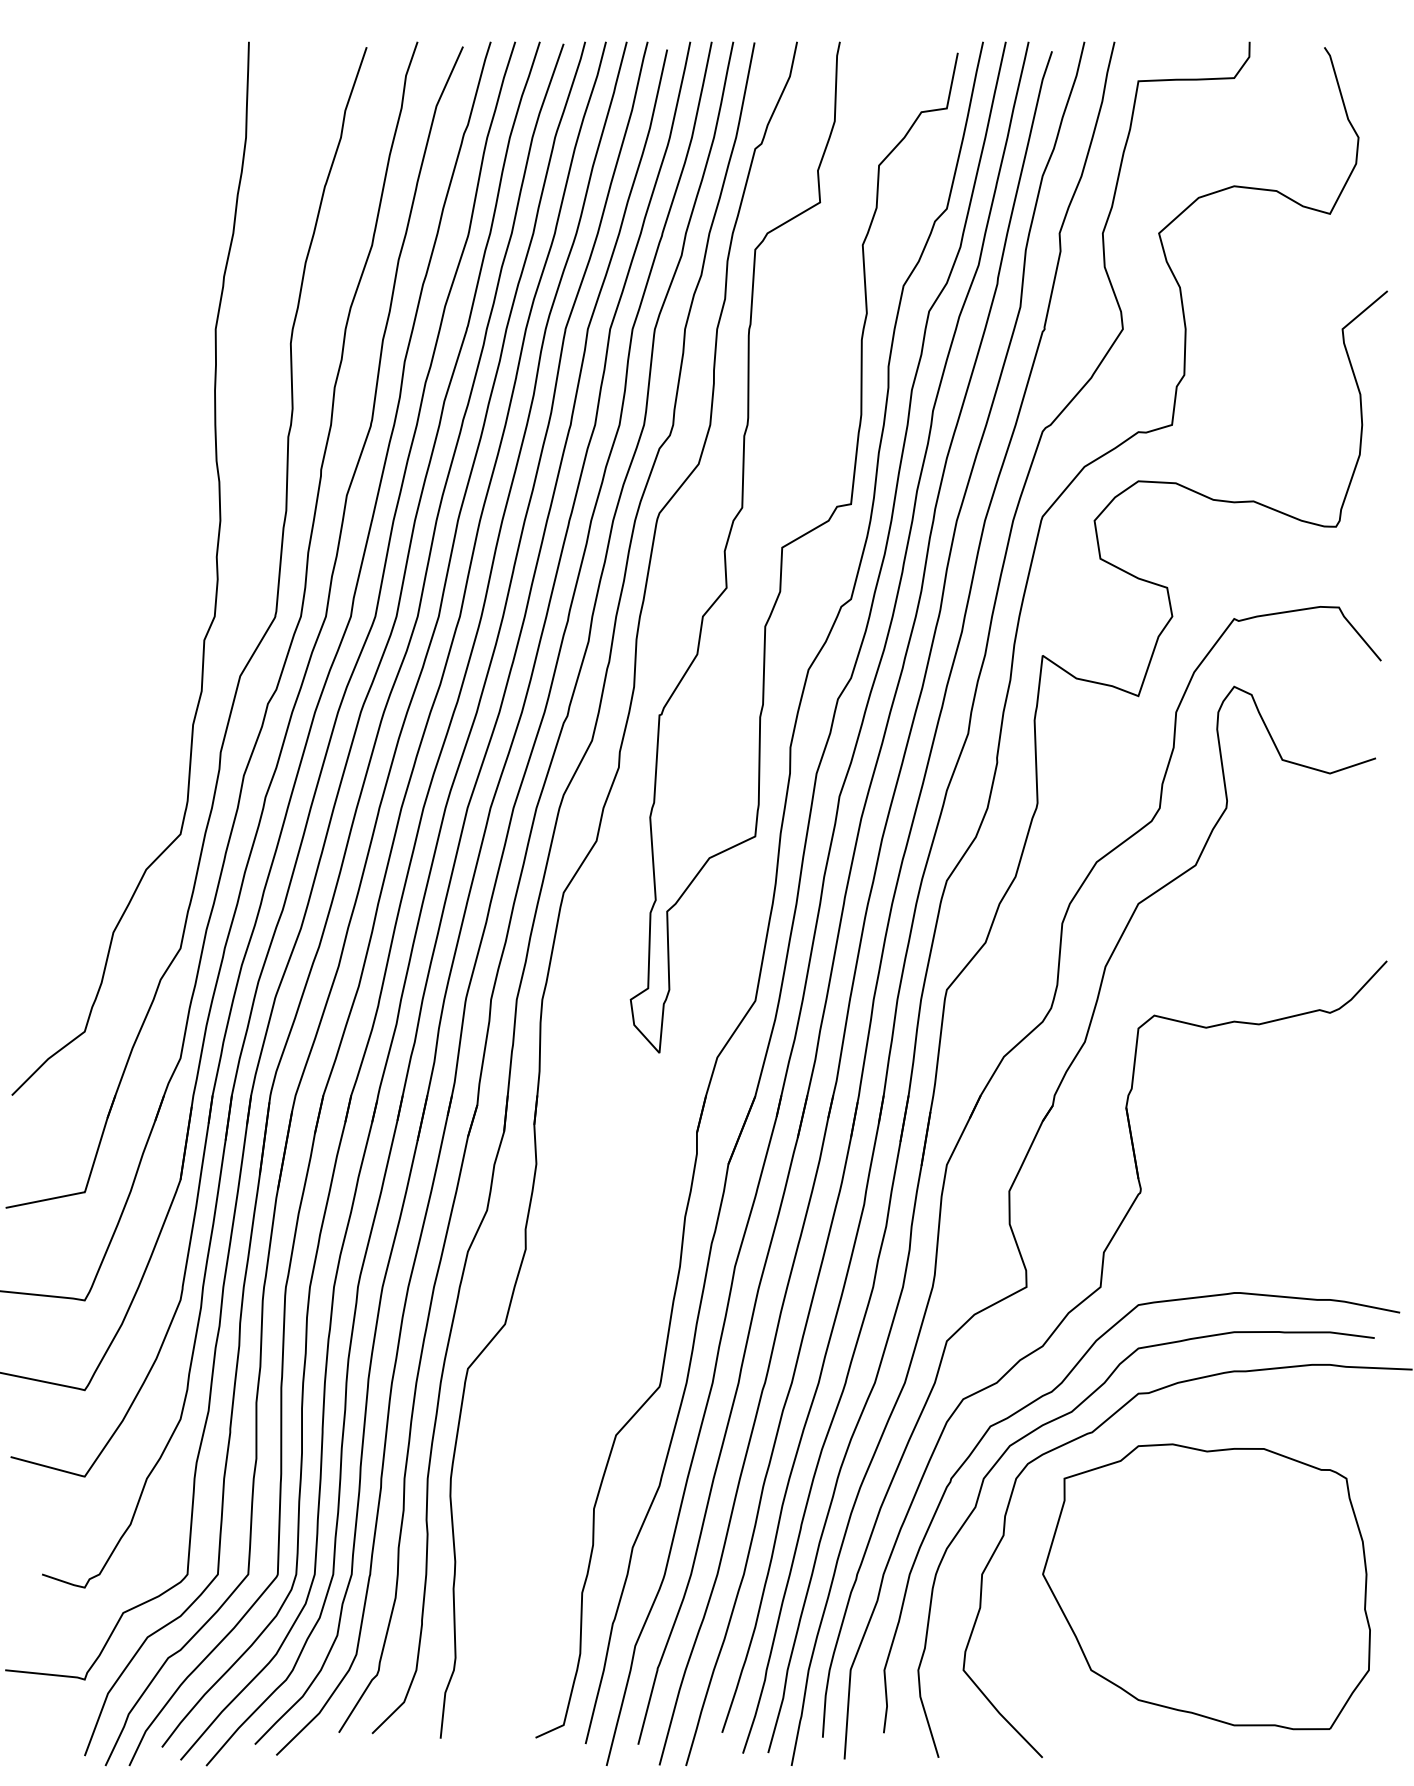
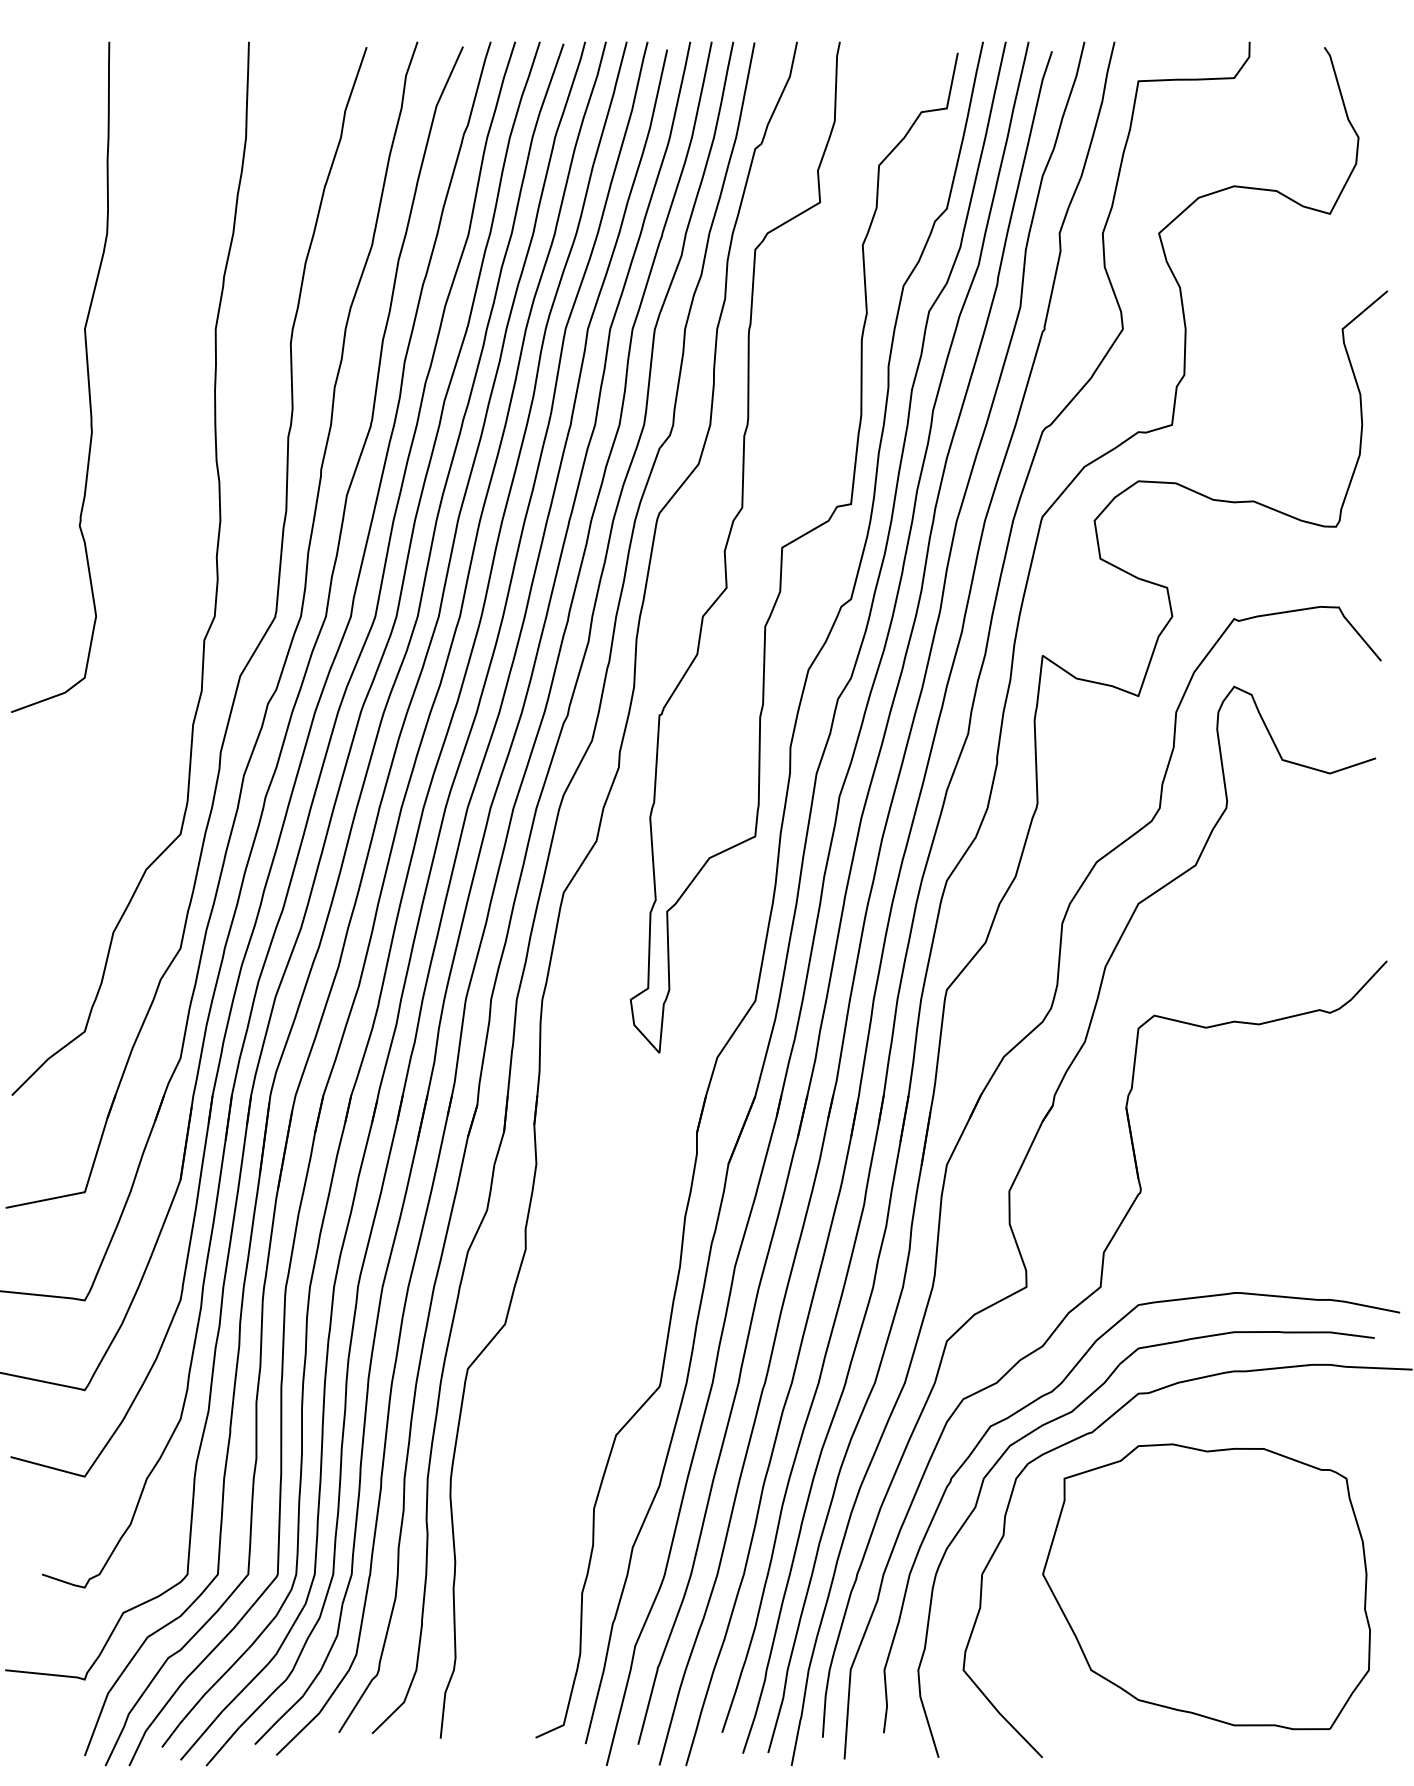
curve: none -> present (87, 376)
